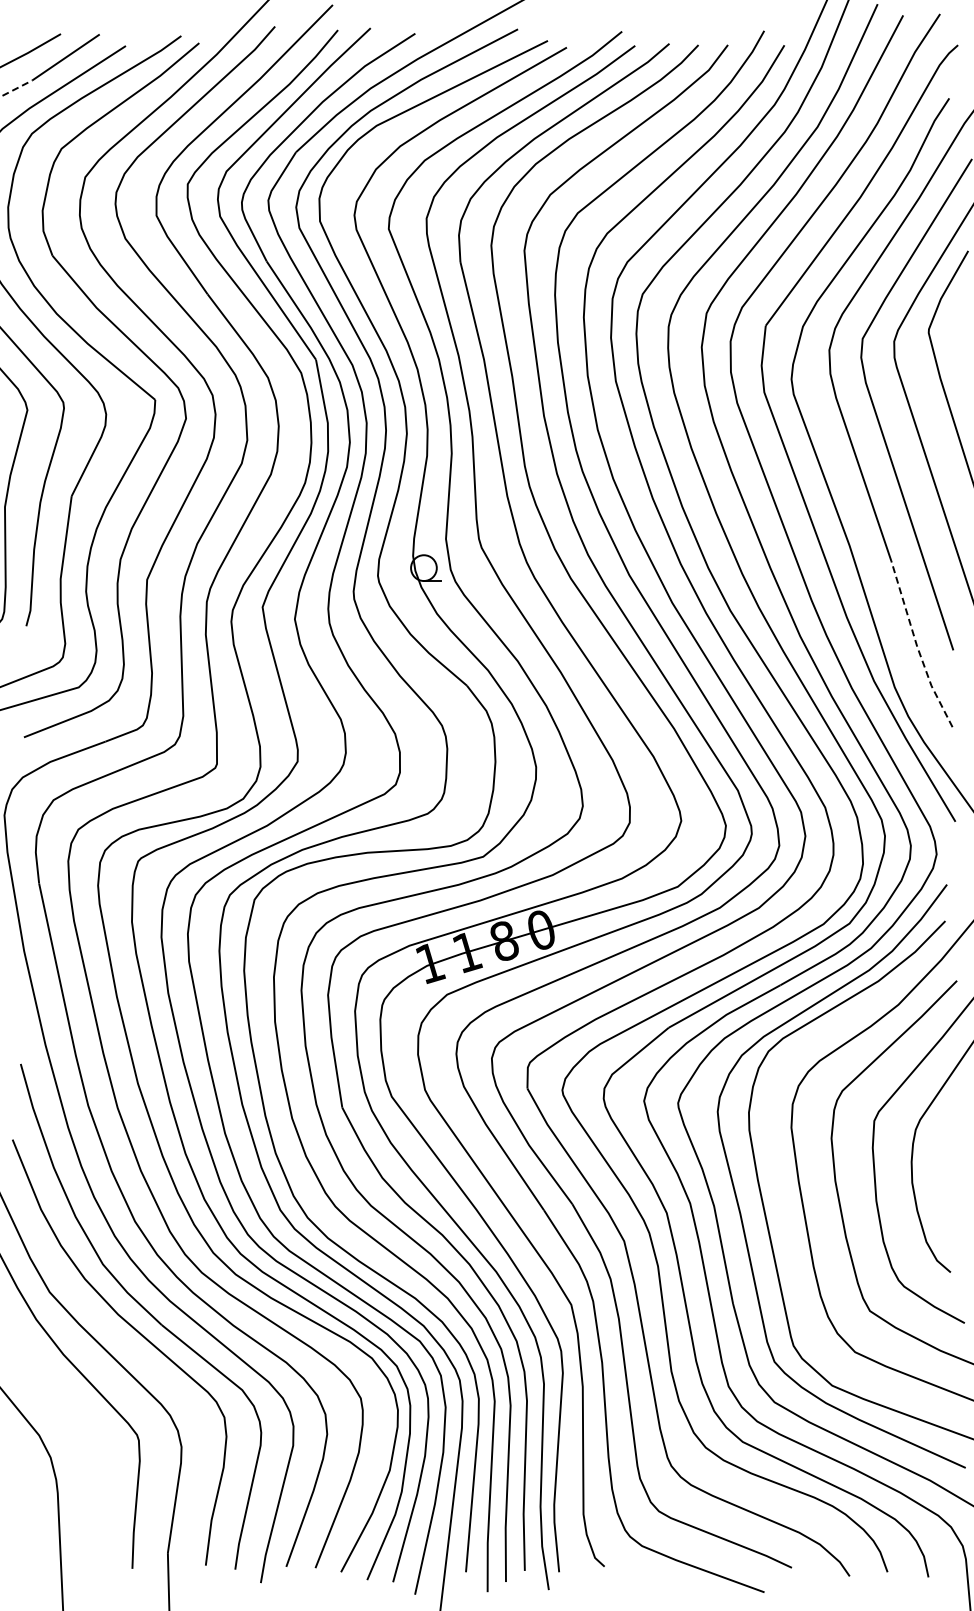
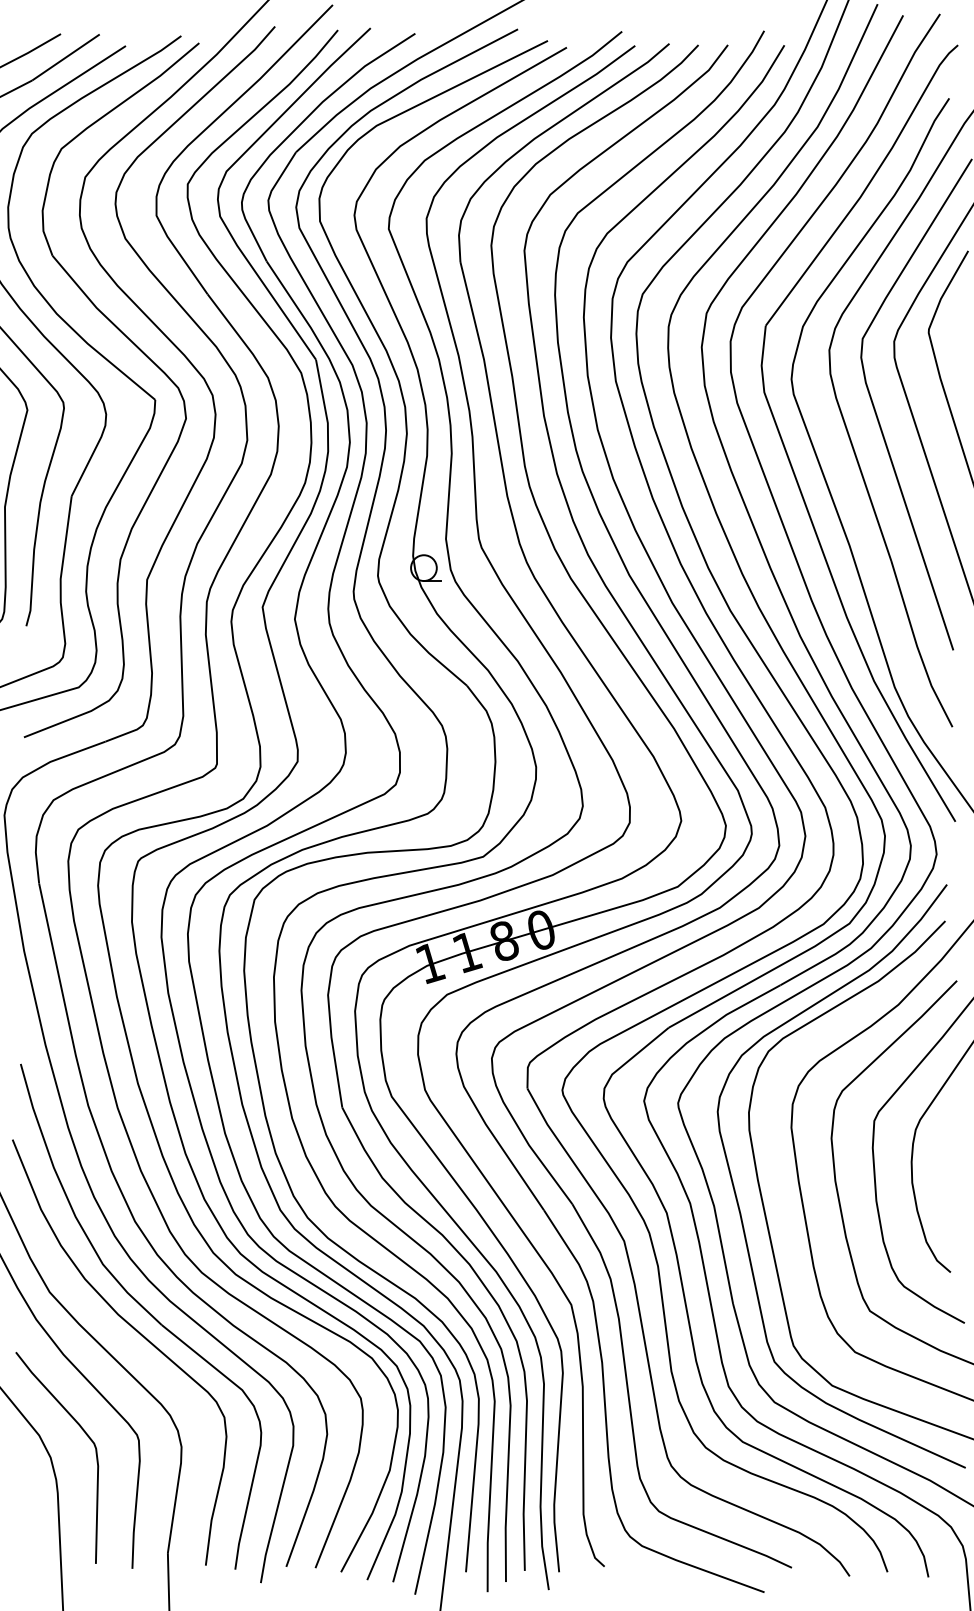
line: dashed -> solid (16, 88)
line: dashed -> solid (917, 646)
curve: none -> present (85, 1434)
